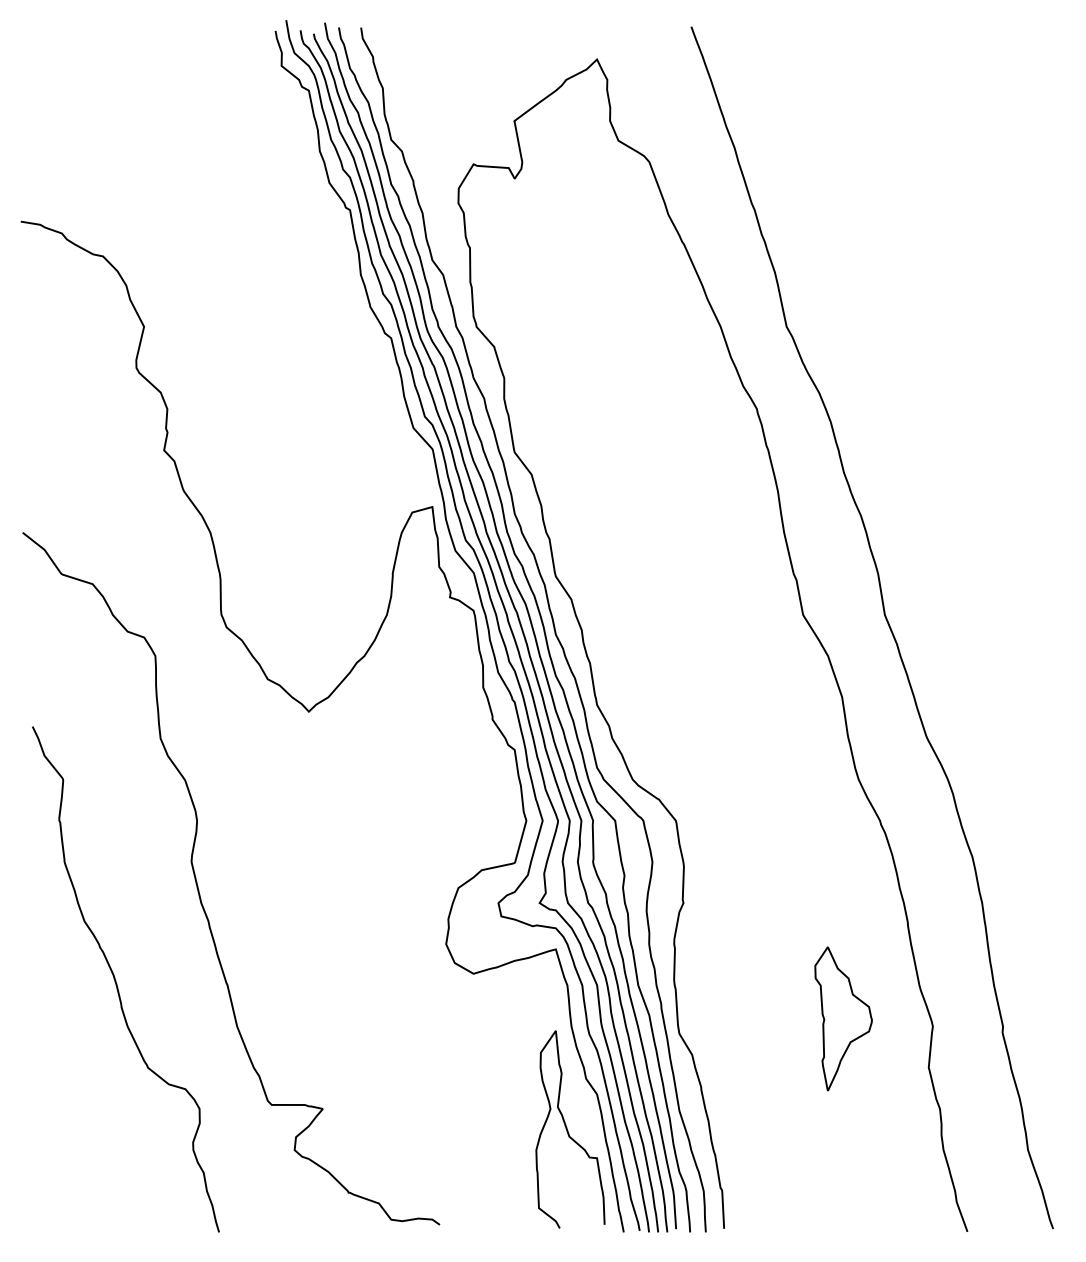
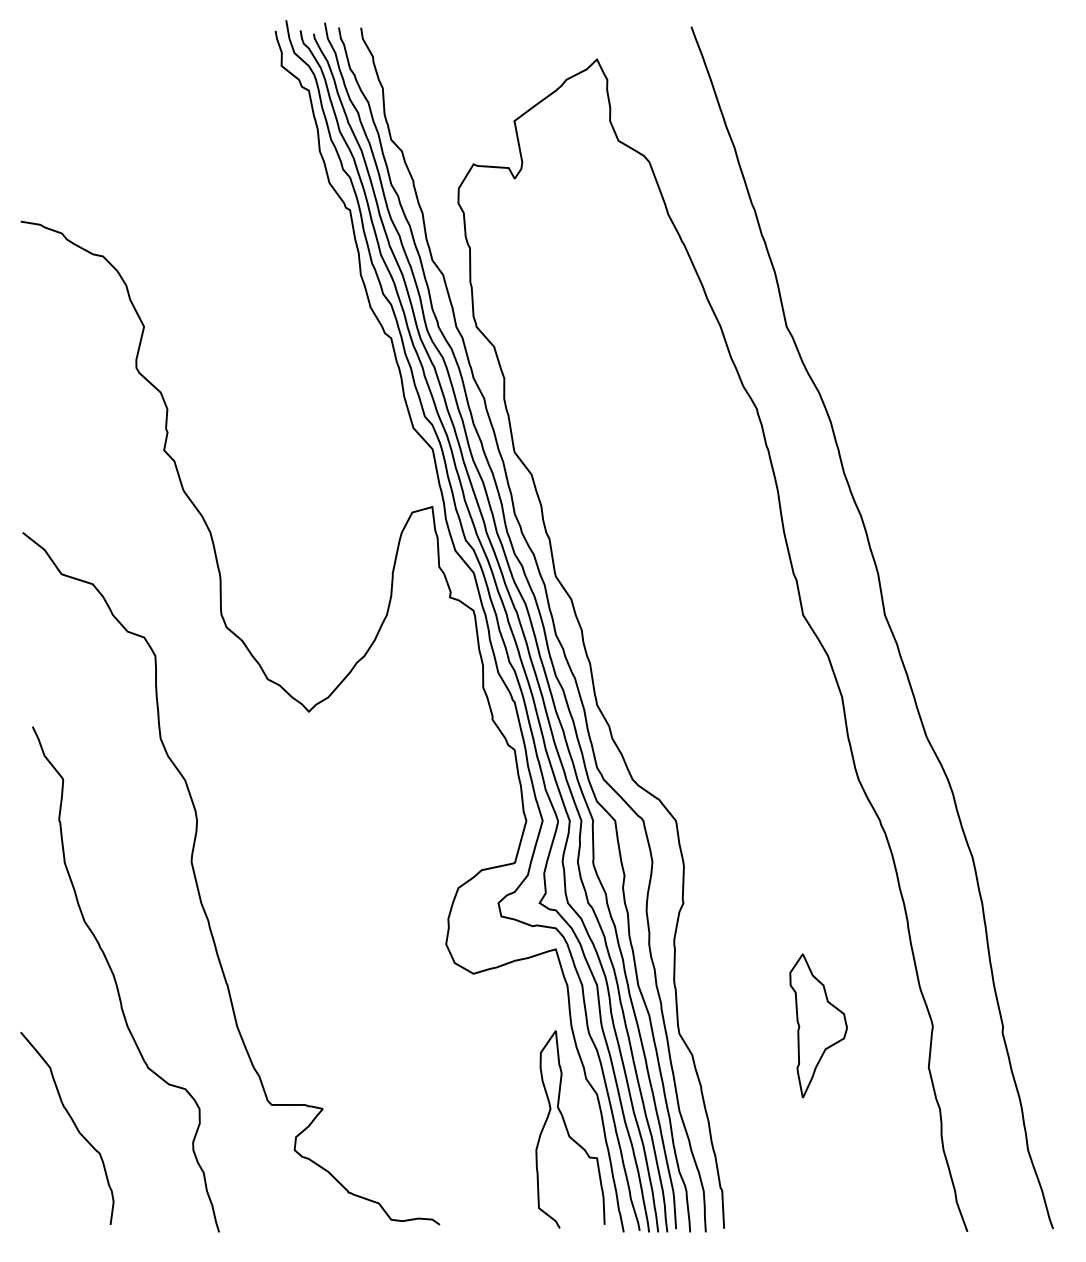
part position: (843, 1018) -> (818, 1025) (818, 1025)
curve: none -> present (73, 1124)
